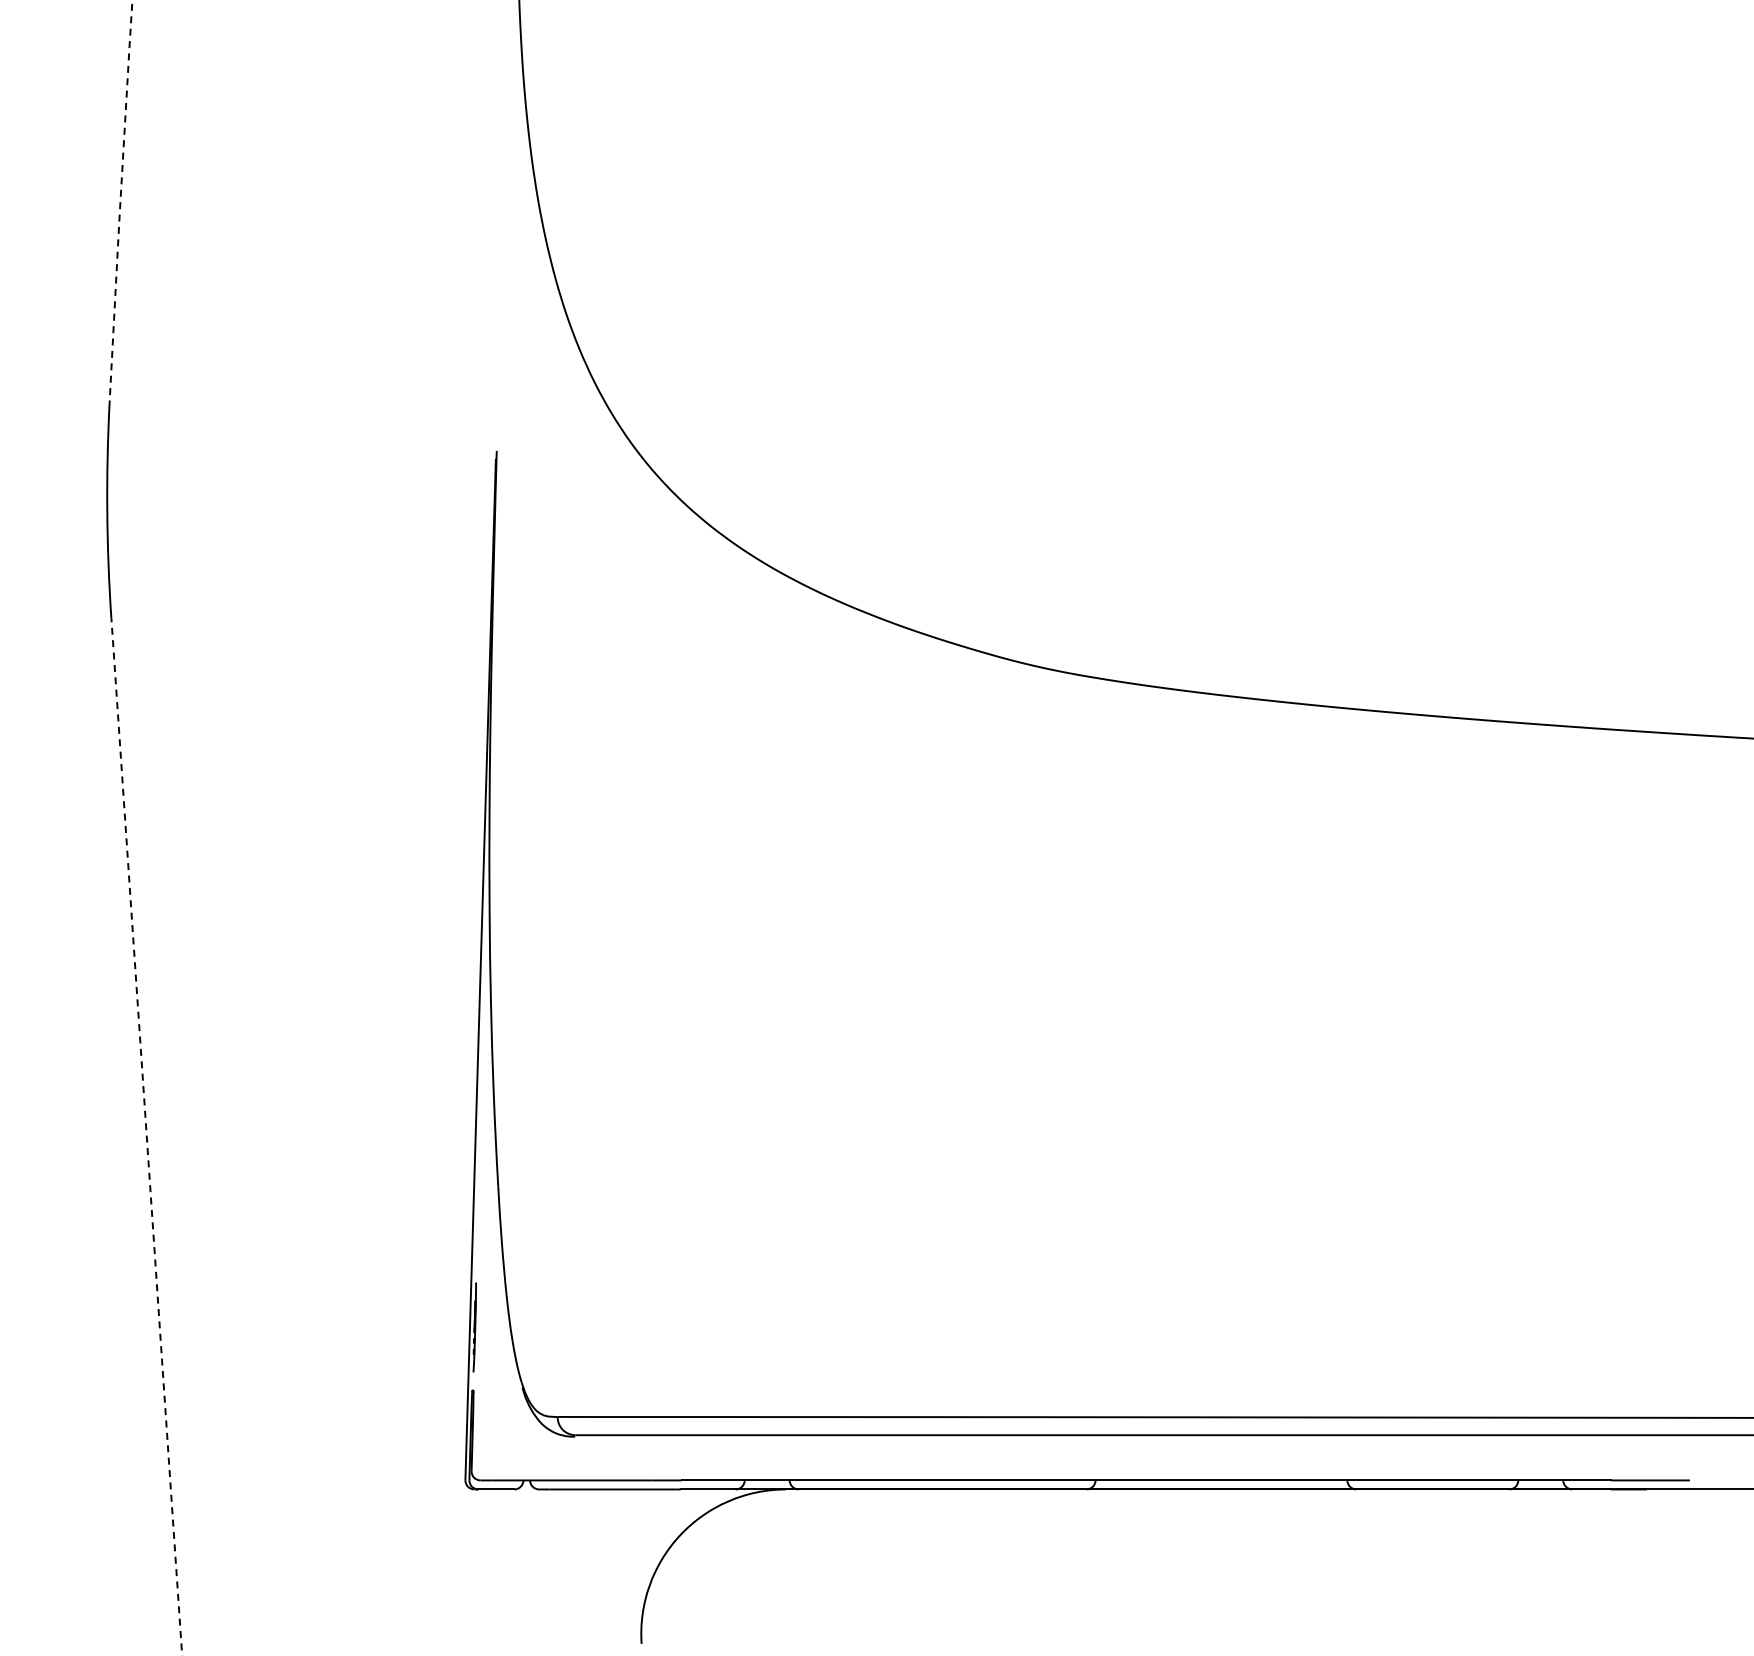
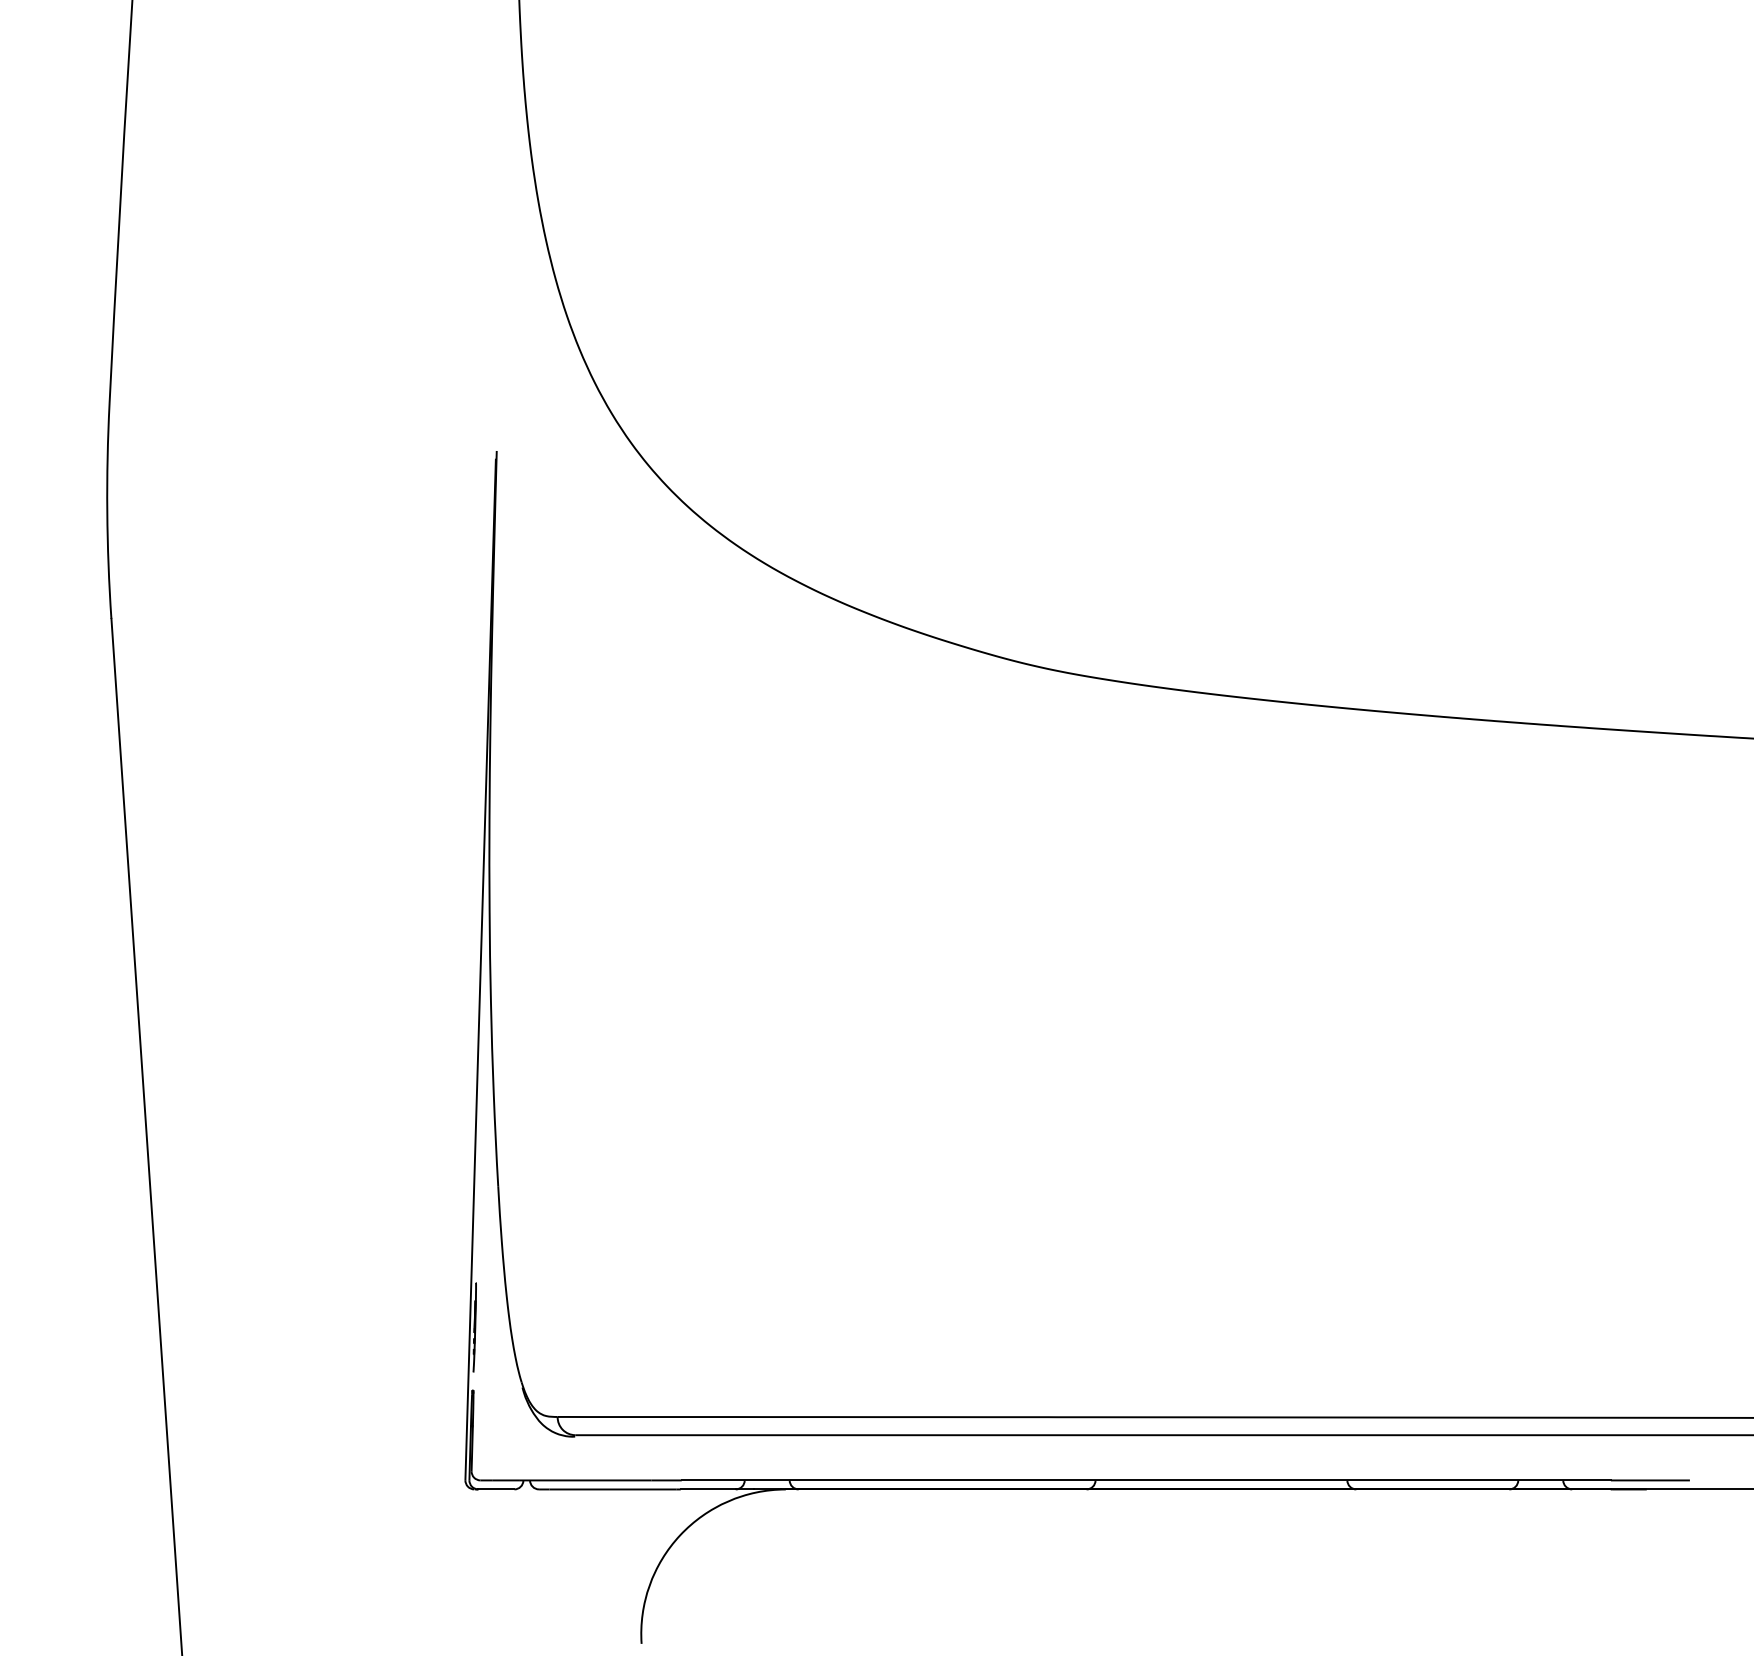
arc: dashed -> solid (120, 202)
line: dashed -> solid (146, 1136)
